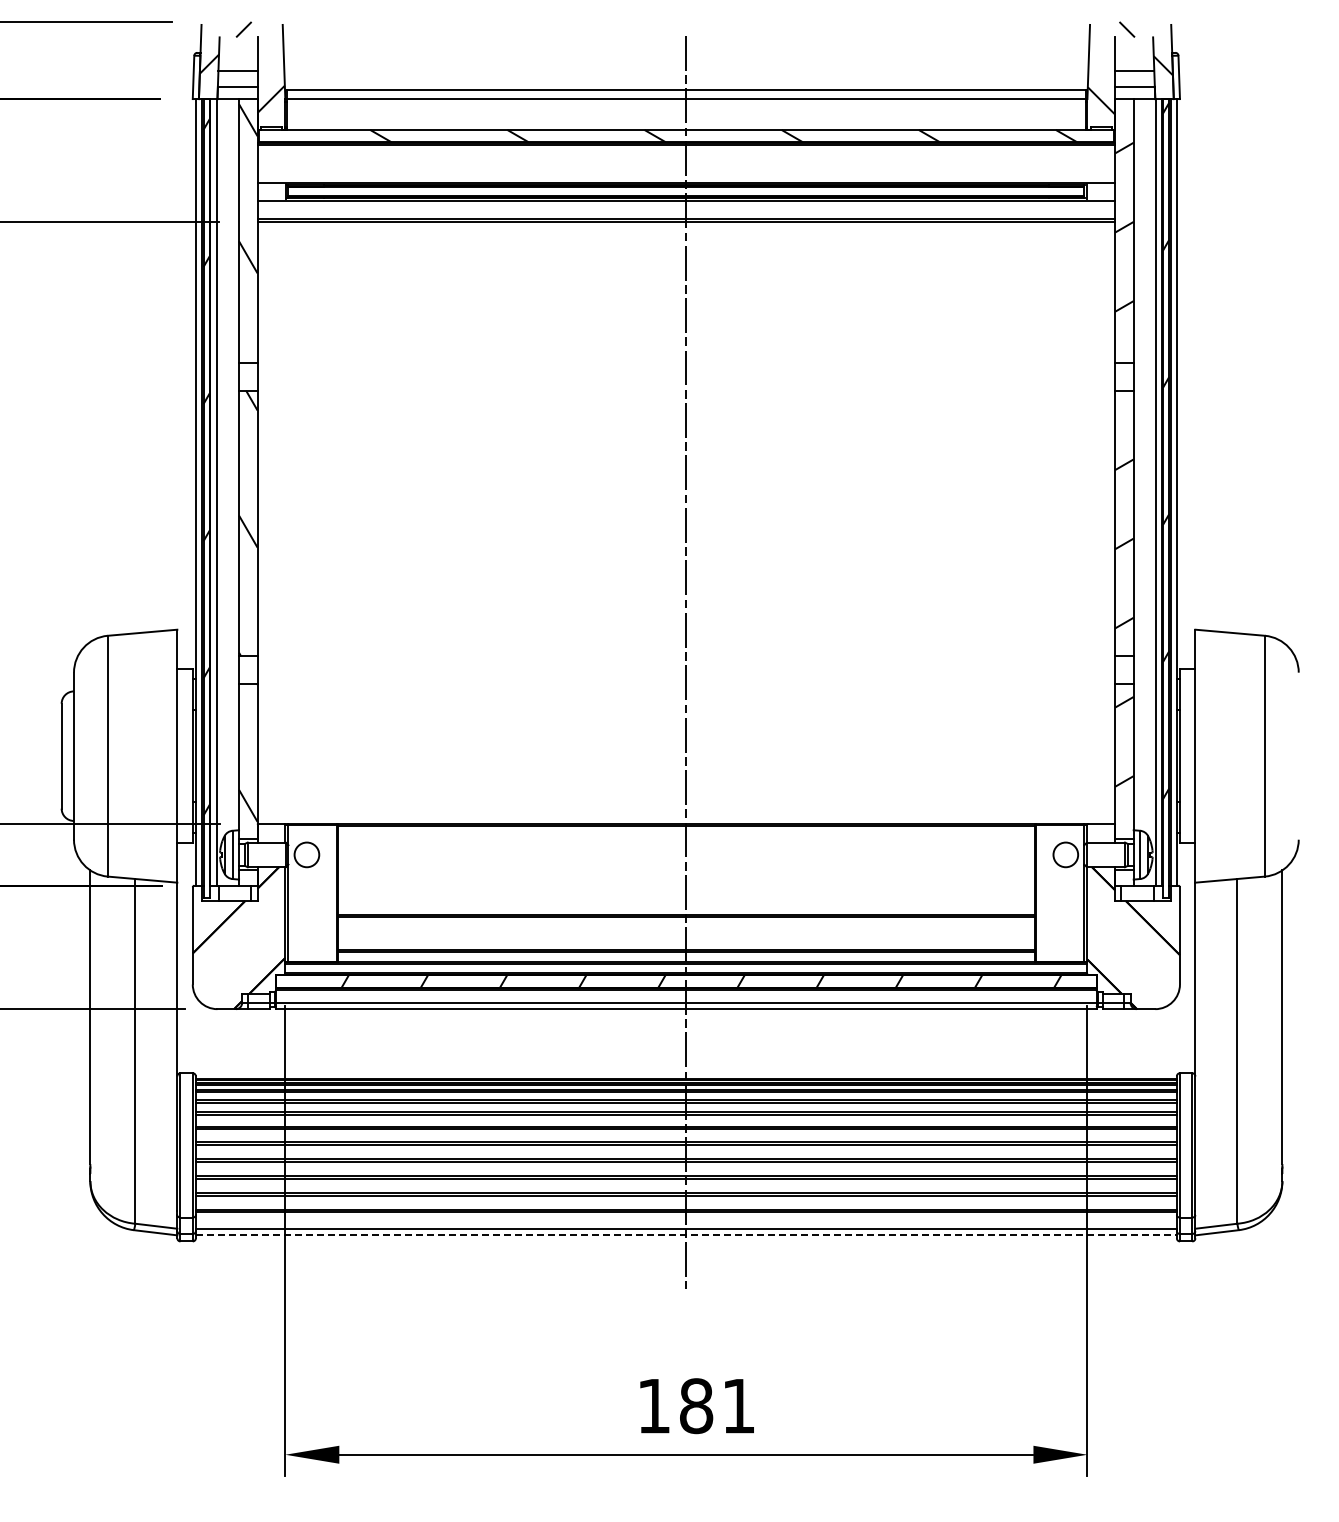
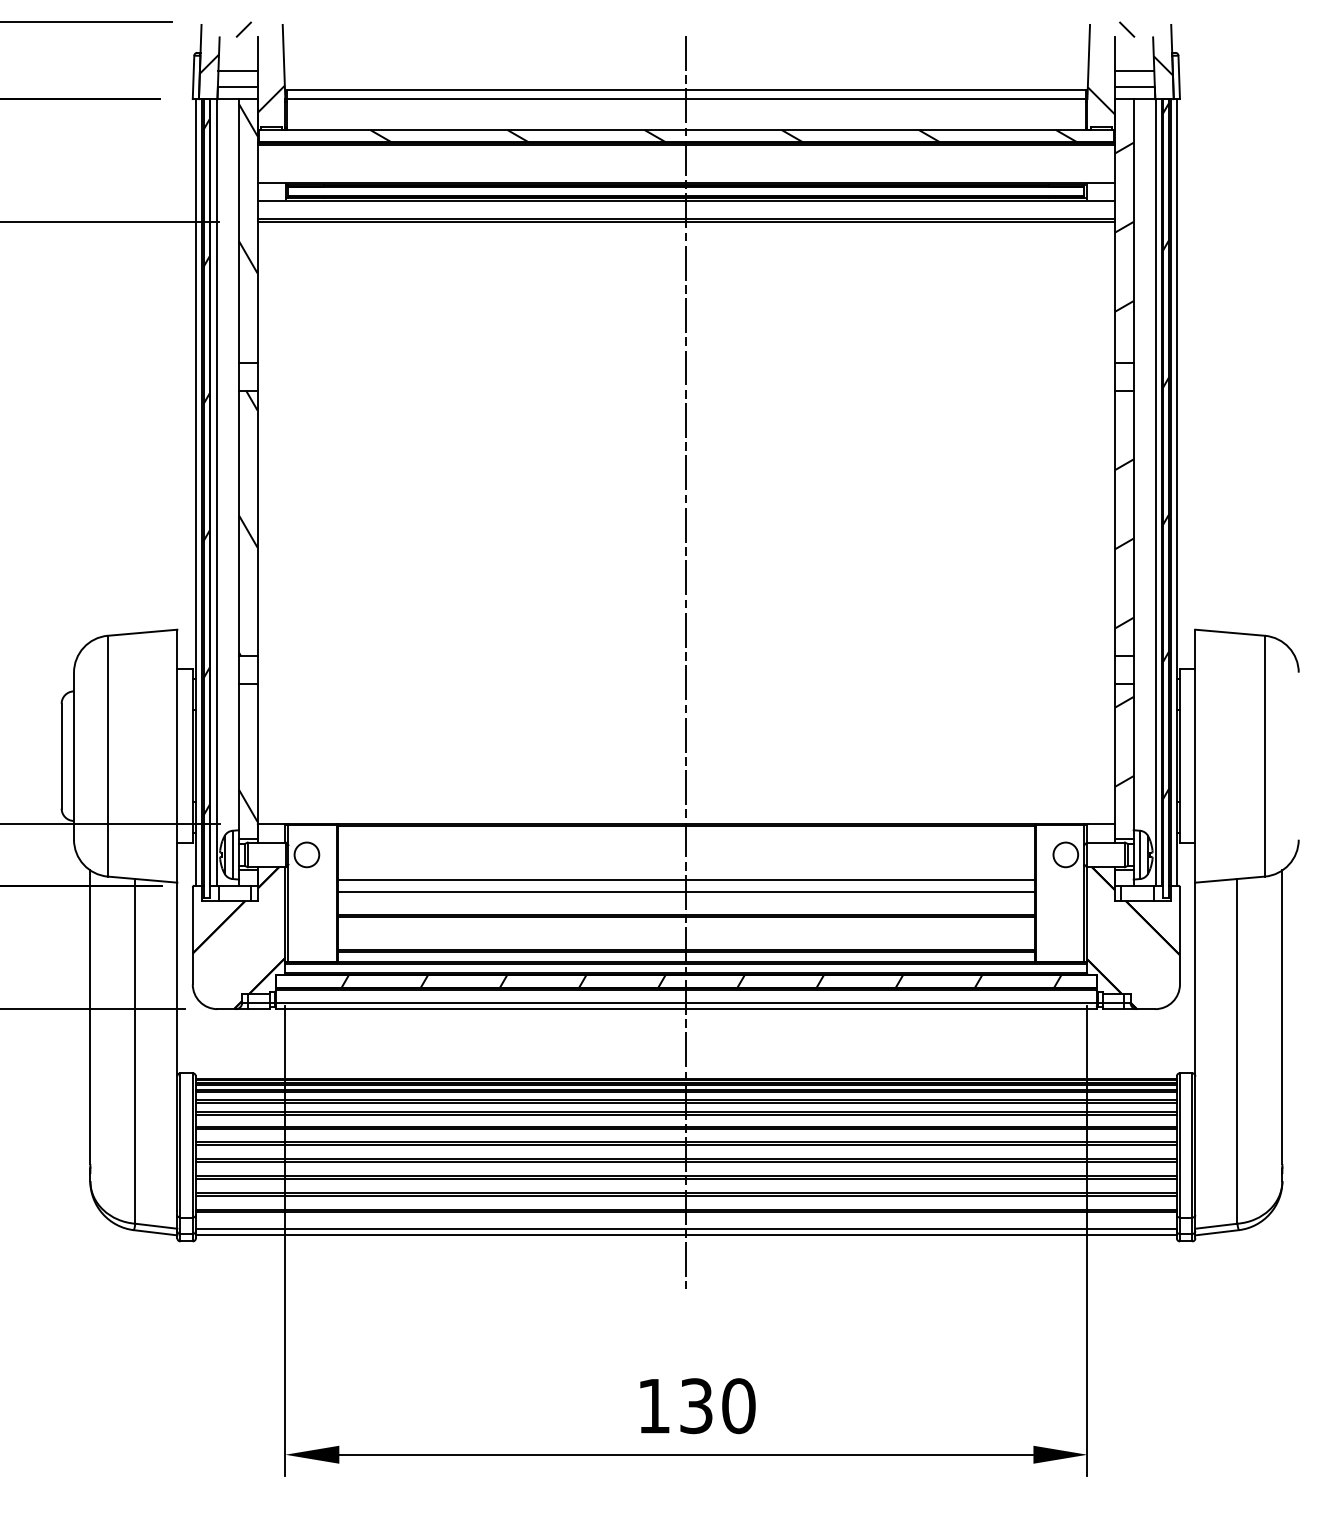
line: none -> present (685, 879)
line: none -> present (685, 891)
line: dashed -> solid (686, 1235)
text: 181 -> 130 (717, 1406)
